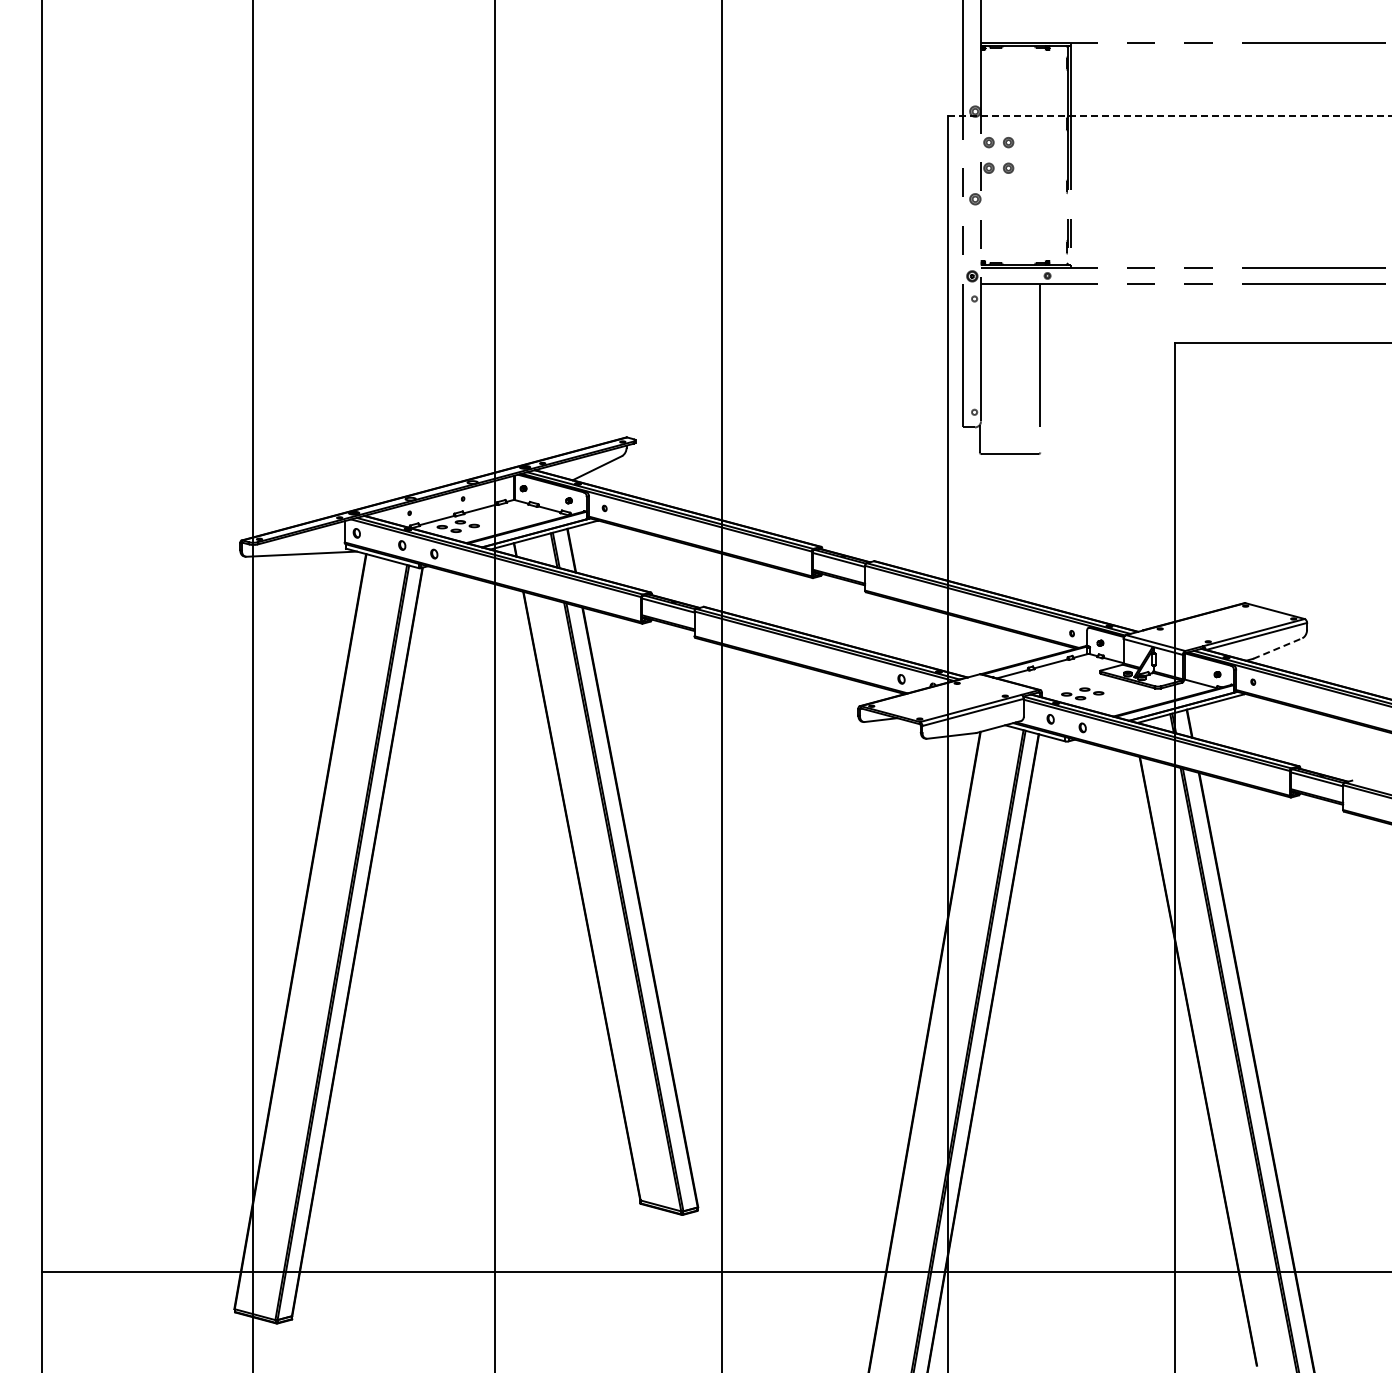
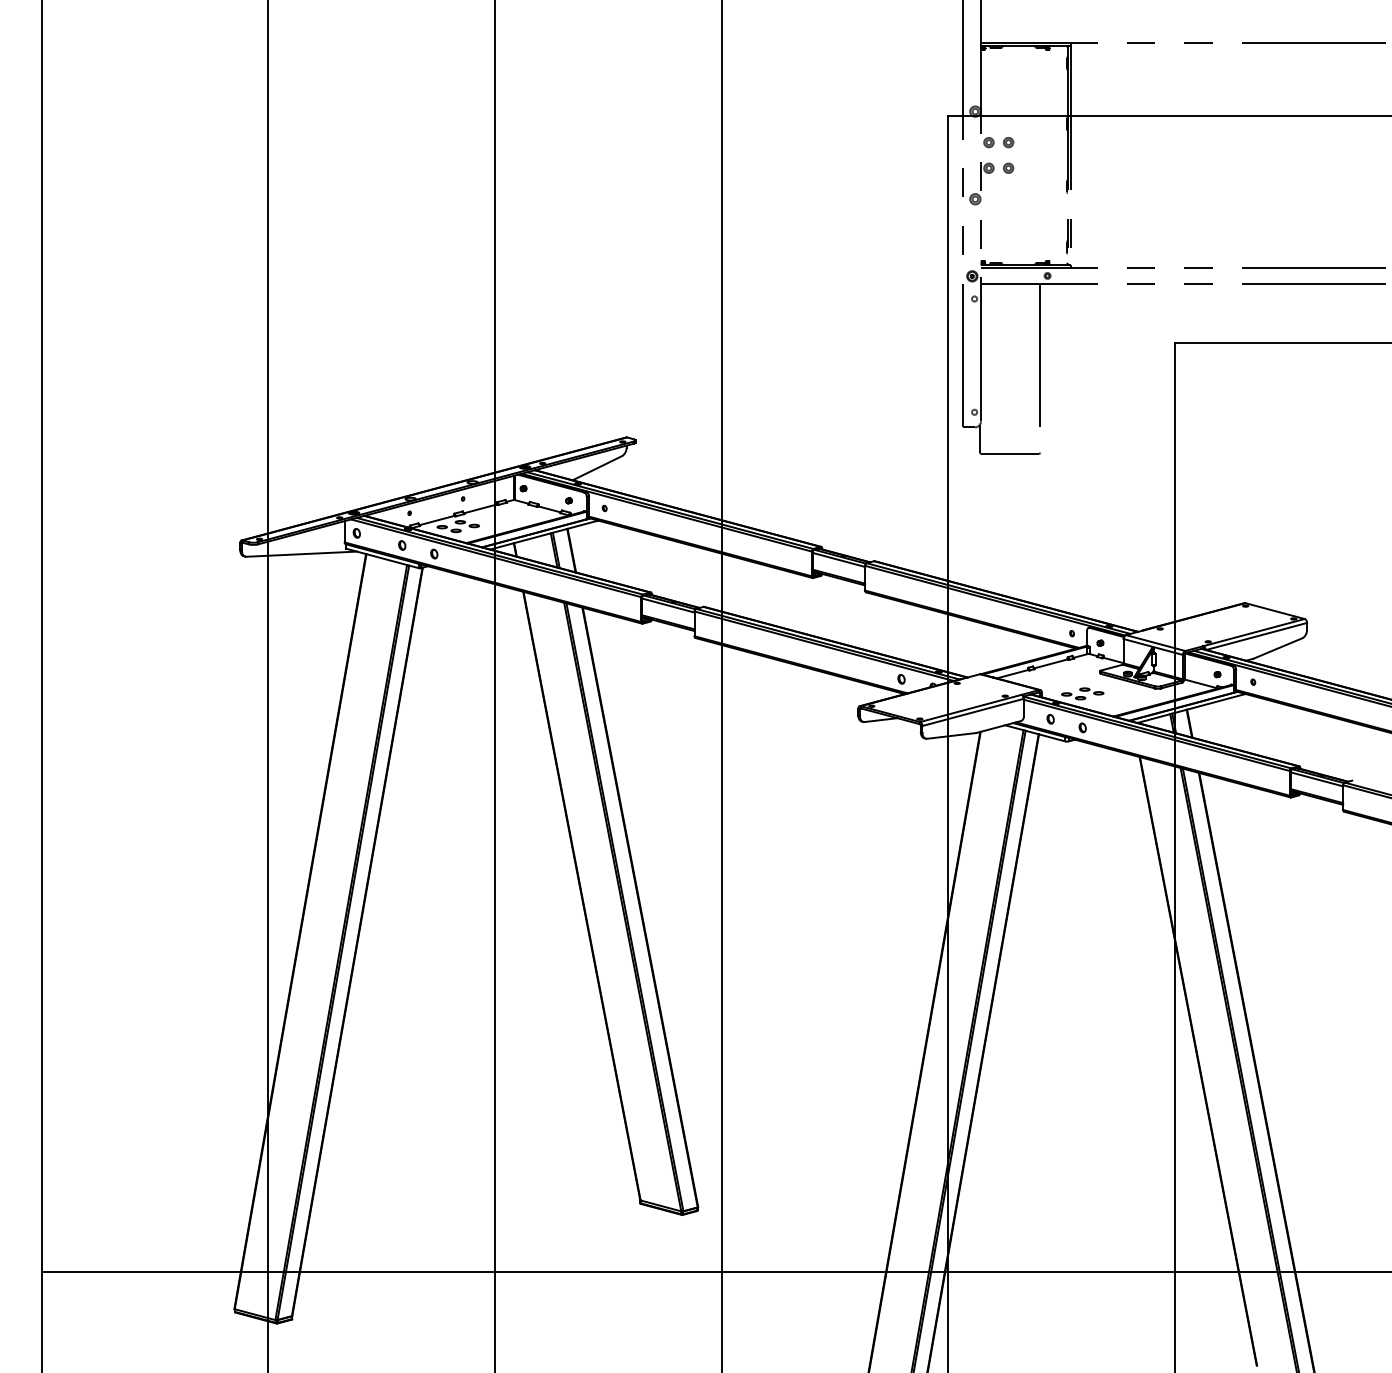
line: dashed -> solid (1170, 116)
line: dashed -> solid (1277, 648)
line position: (253, 685) -> (268, 685) (268, 685)
